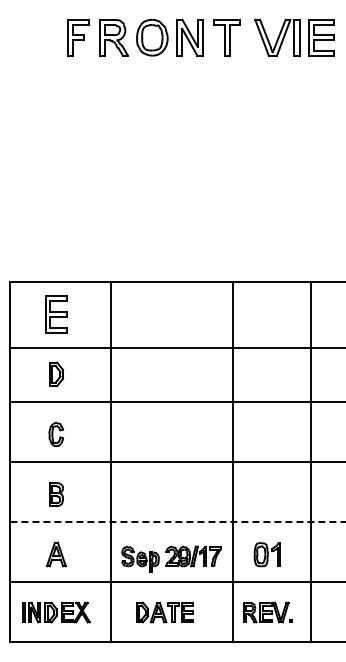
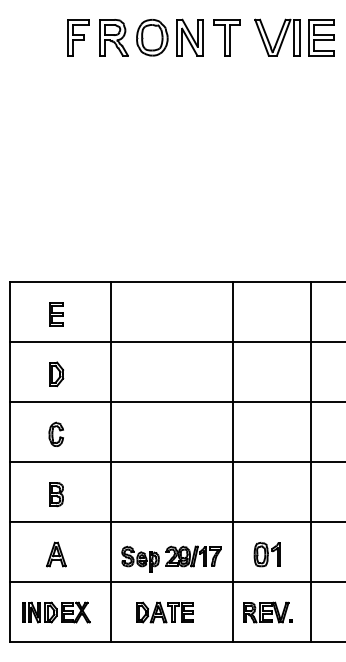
part size: 23x39 px -> 15x25 px (56, 314)
line position: (176, 347) -> (176, 341) (176, 341)
line: dashed -> solid (178, 521)
